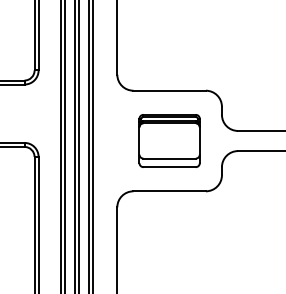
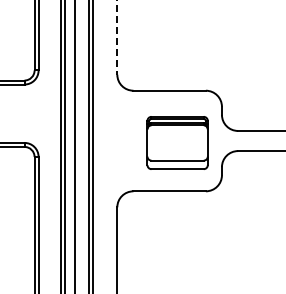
line: solid -> dashed (117, 37)
part position: (169, 140) -> (177, 142) (177, 142)
line: present -> none (78, 146)
